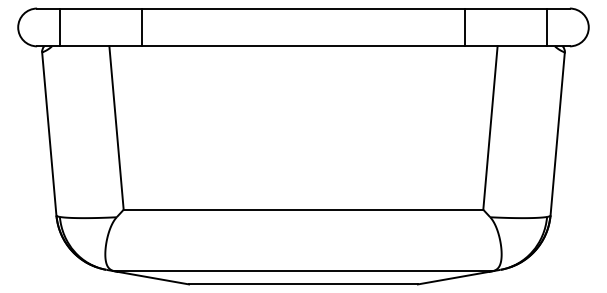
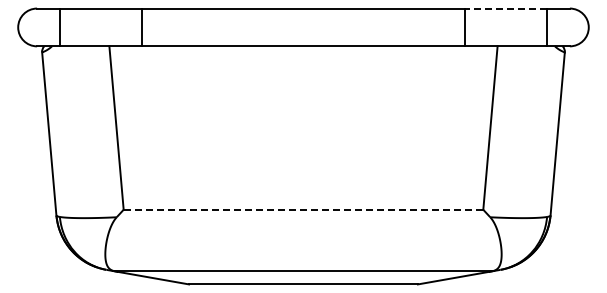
line: solid -> dashed (505, 8)
line: solid -> dashed (303, 209)
